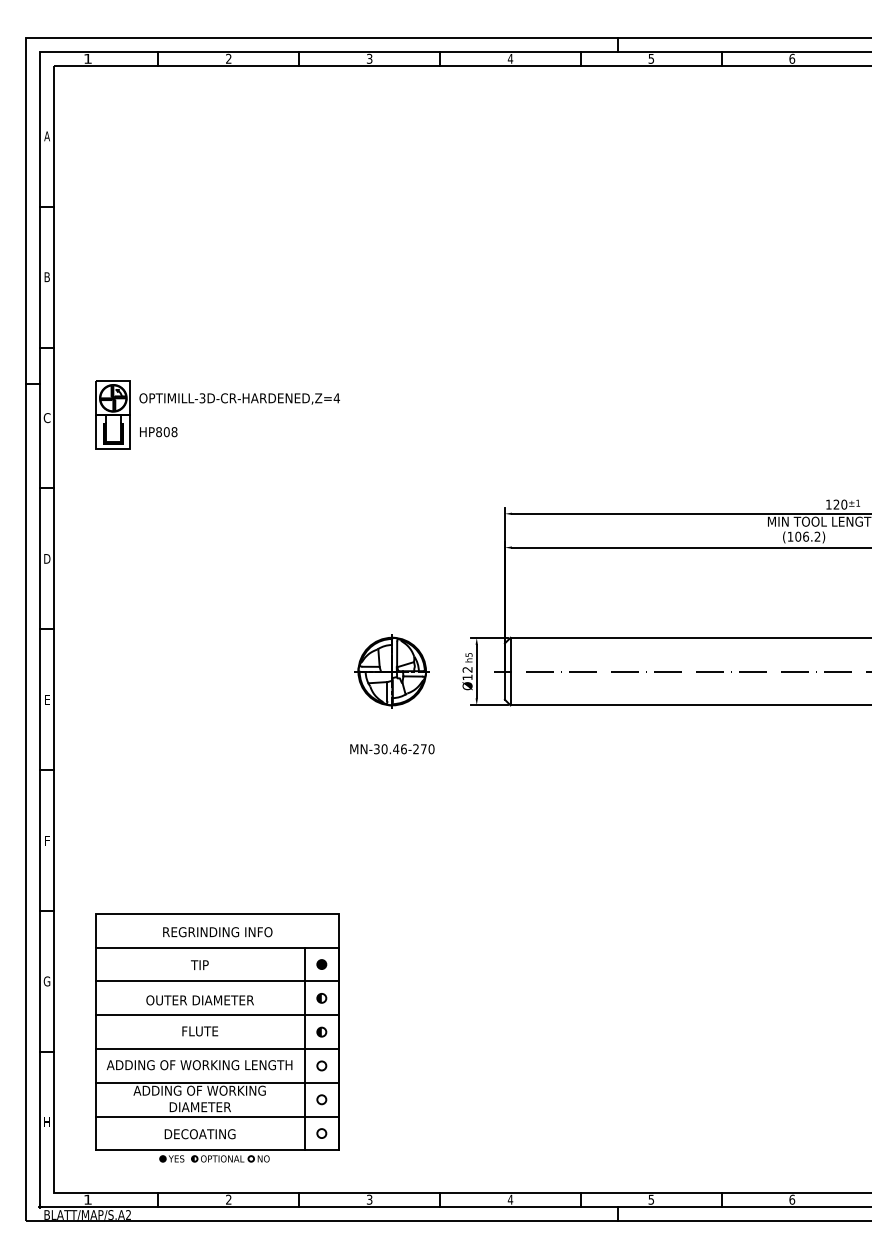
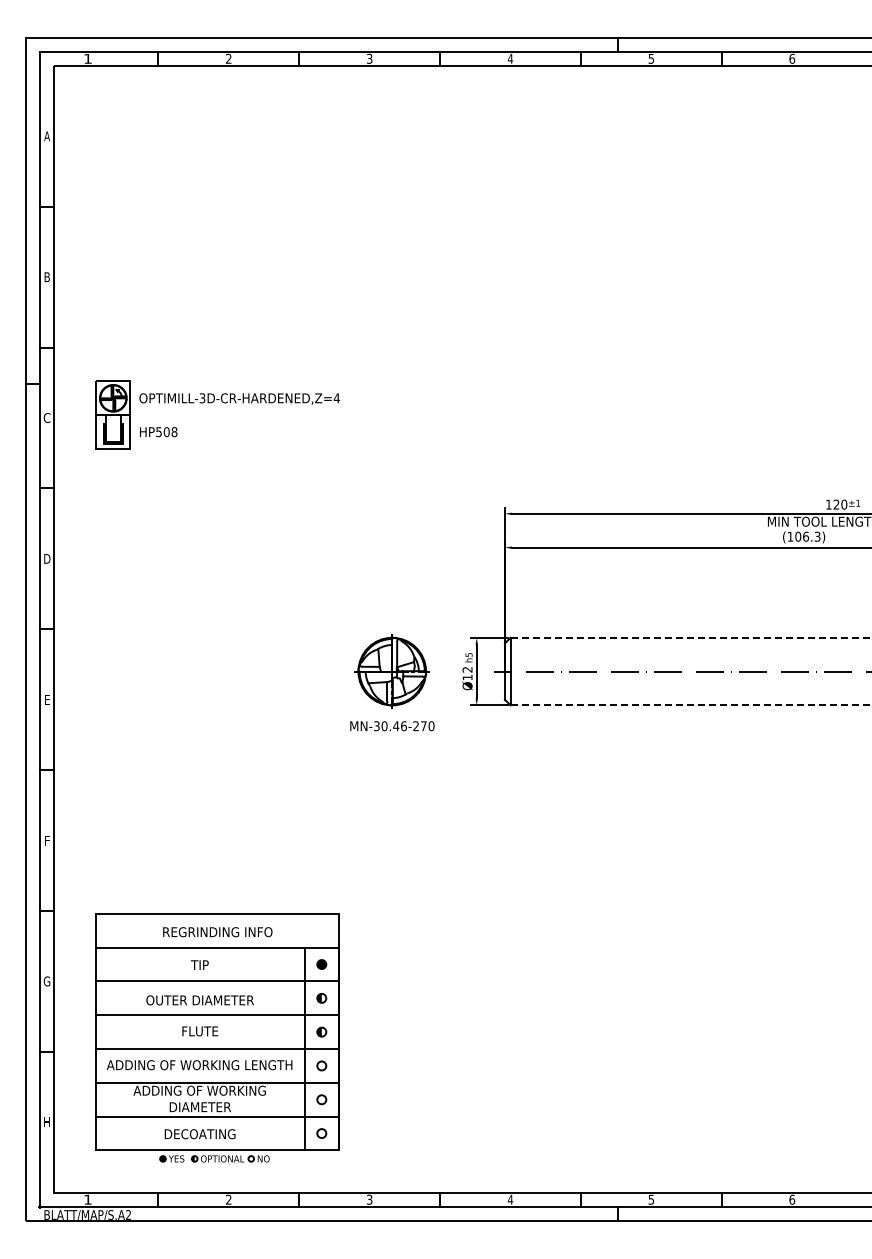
text: HP808 -> HP508 (158, 432)
text: (106.2) -> (106.3) (817, 536)
line: solid -> dashed (691, 637)
line: solid -> dashed (691, 705)
text position: (392, 749) -> (392, 726) (392, 726)
